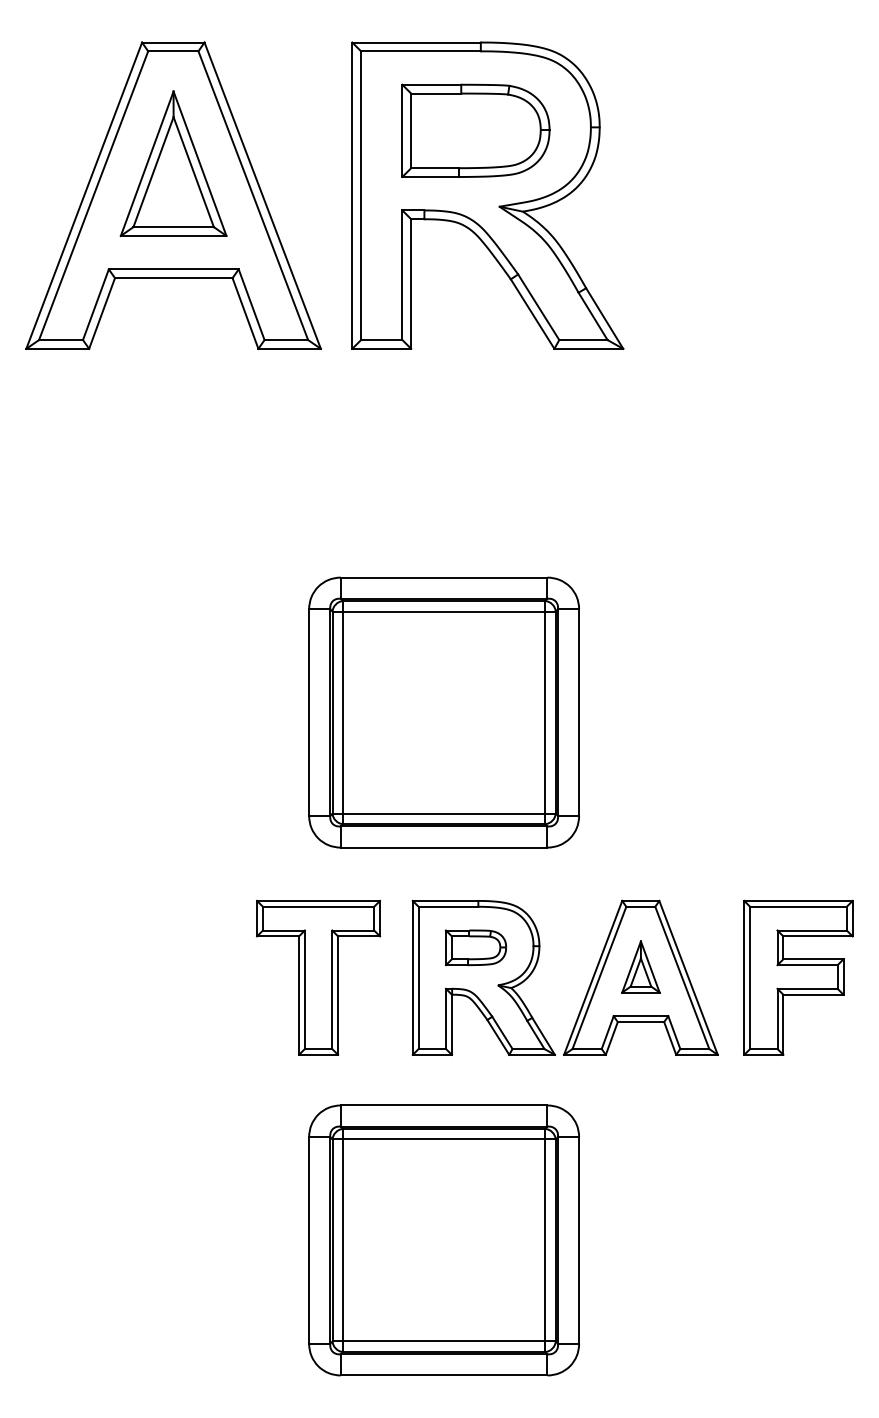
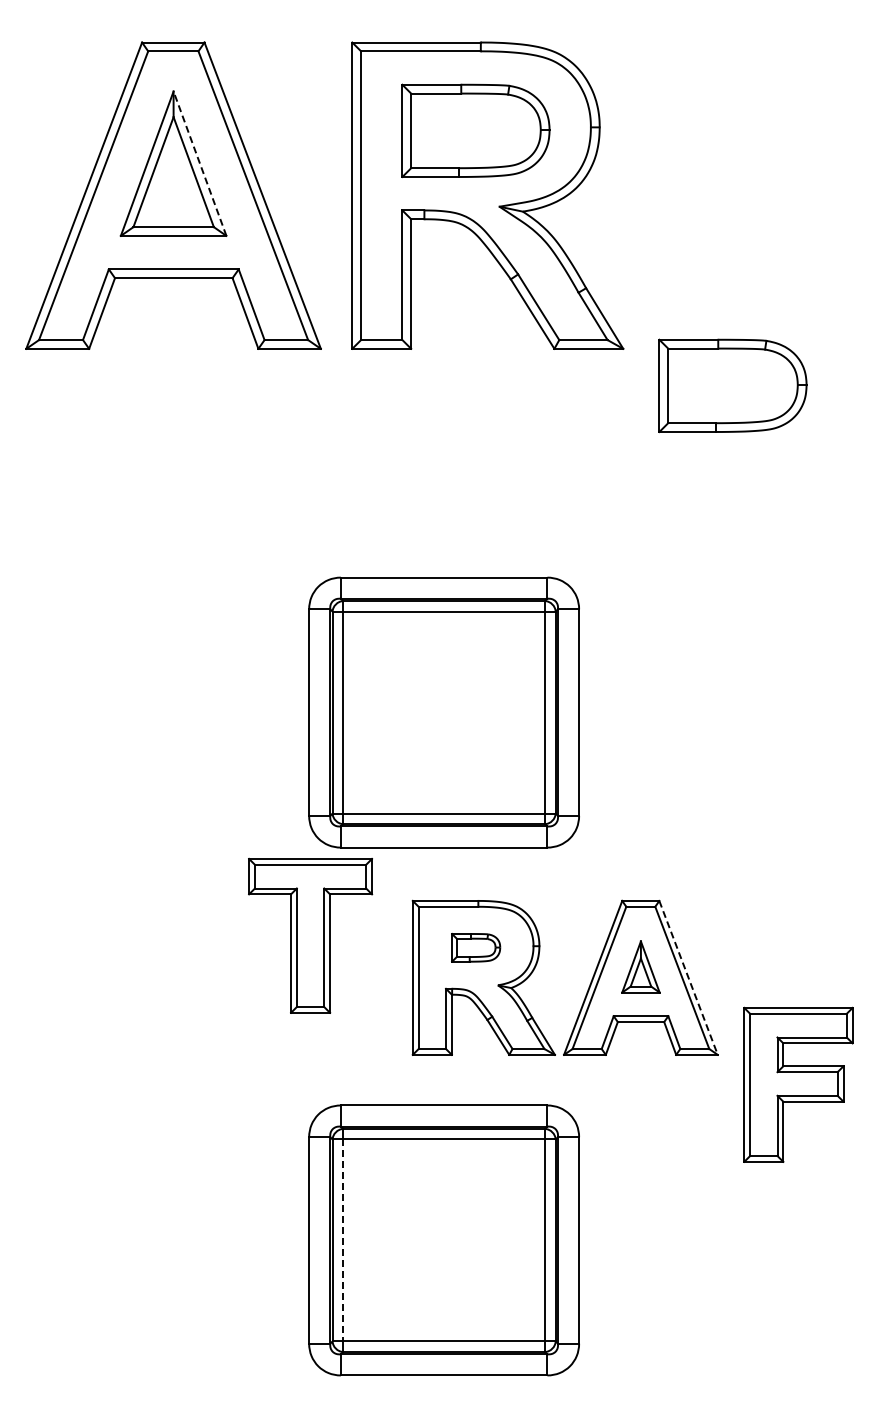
line: solid -> dashed (200, 163)
part: none -> present (732, 385)
part size: 63x38 px -> 51x30 px (476, 947)
part position: (318, 977) -> (310, 935) (310, 935)
part position: (798, 977) -> (798, 1084) (798, 1084)
line: solid -> dashed (688, 978)
line: solid -> dashed (343, 1240)
